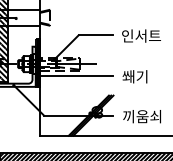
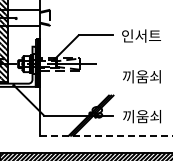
line: present -> none (76, 75)
text: 쐐기 -> 끼움쇠 (141, 76)
line: solid -> dashed (106, 135)
